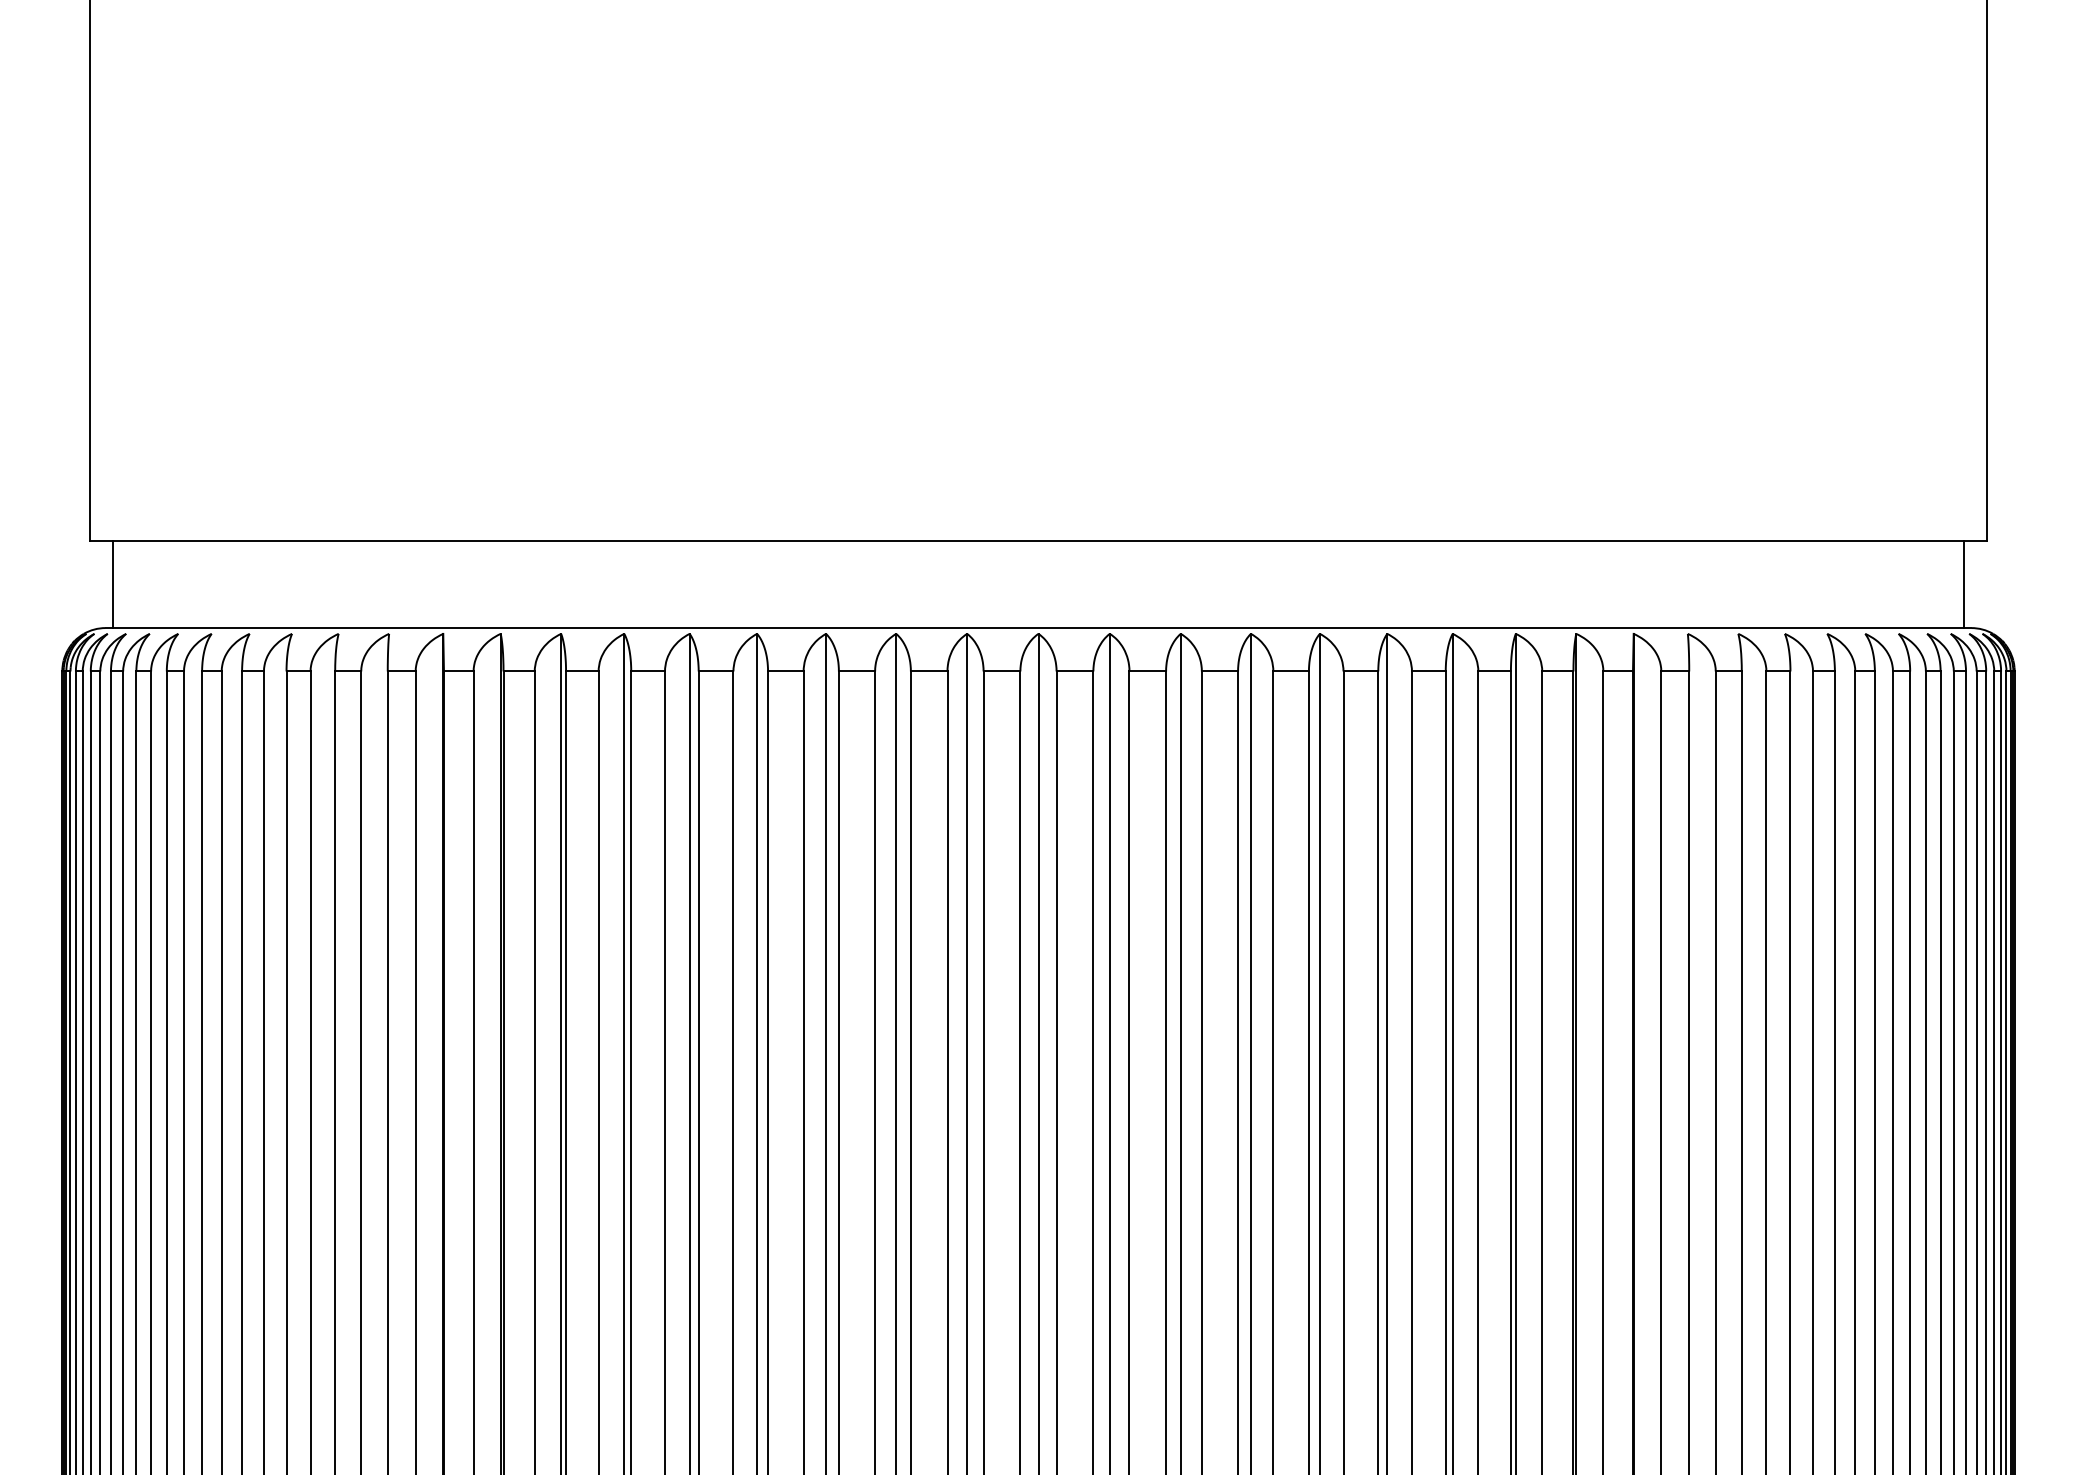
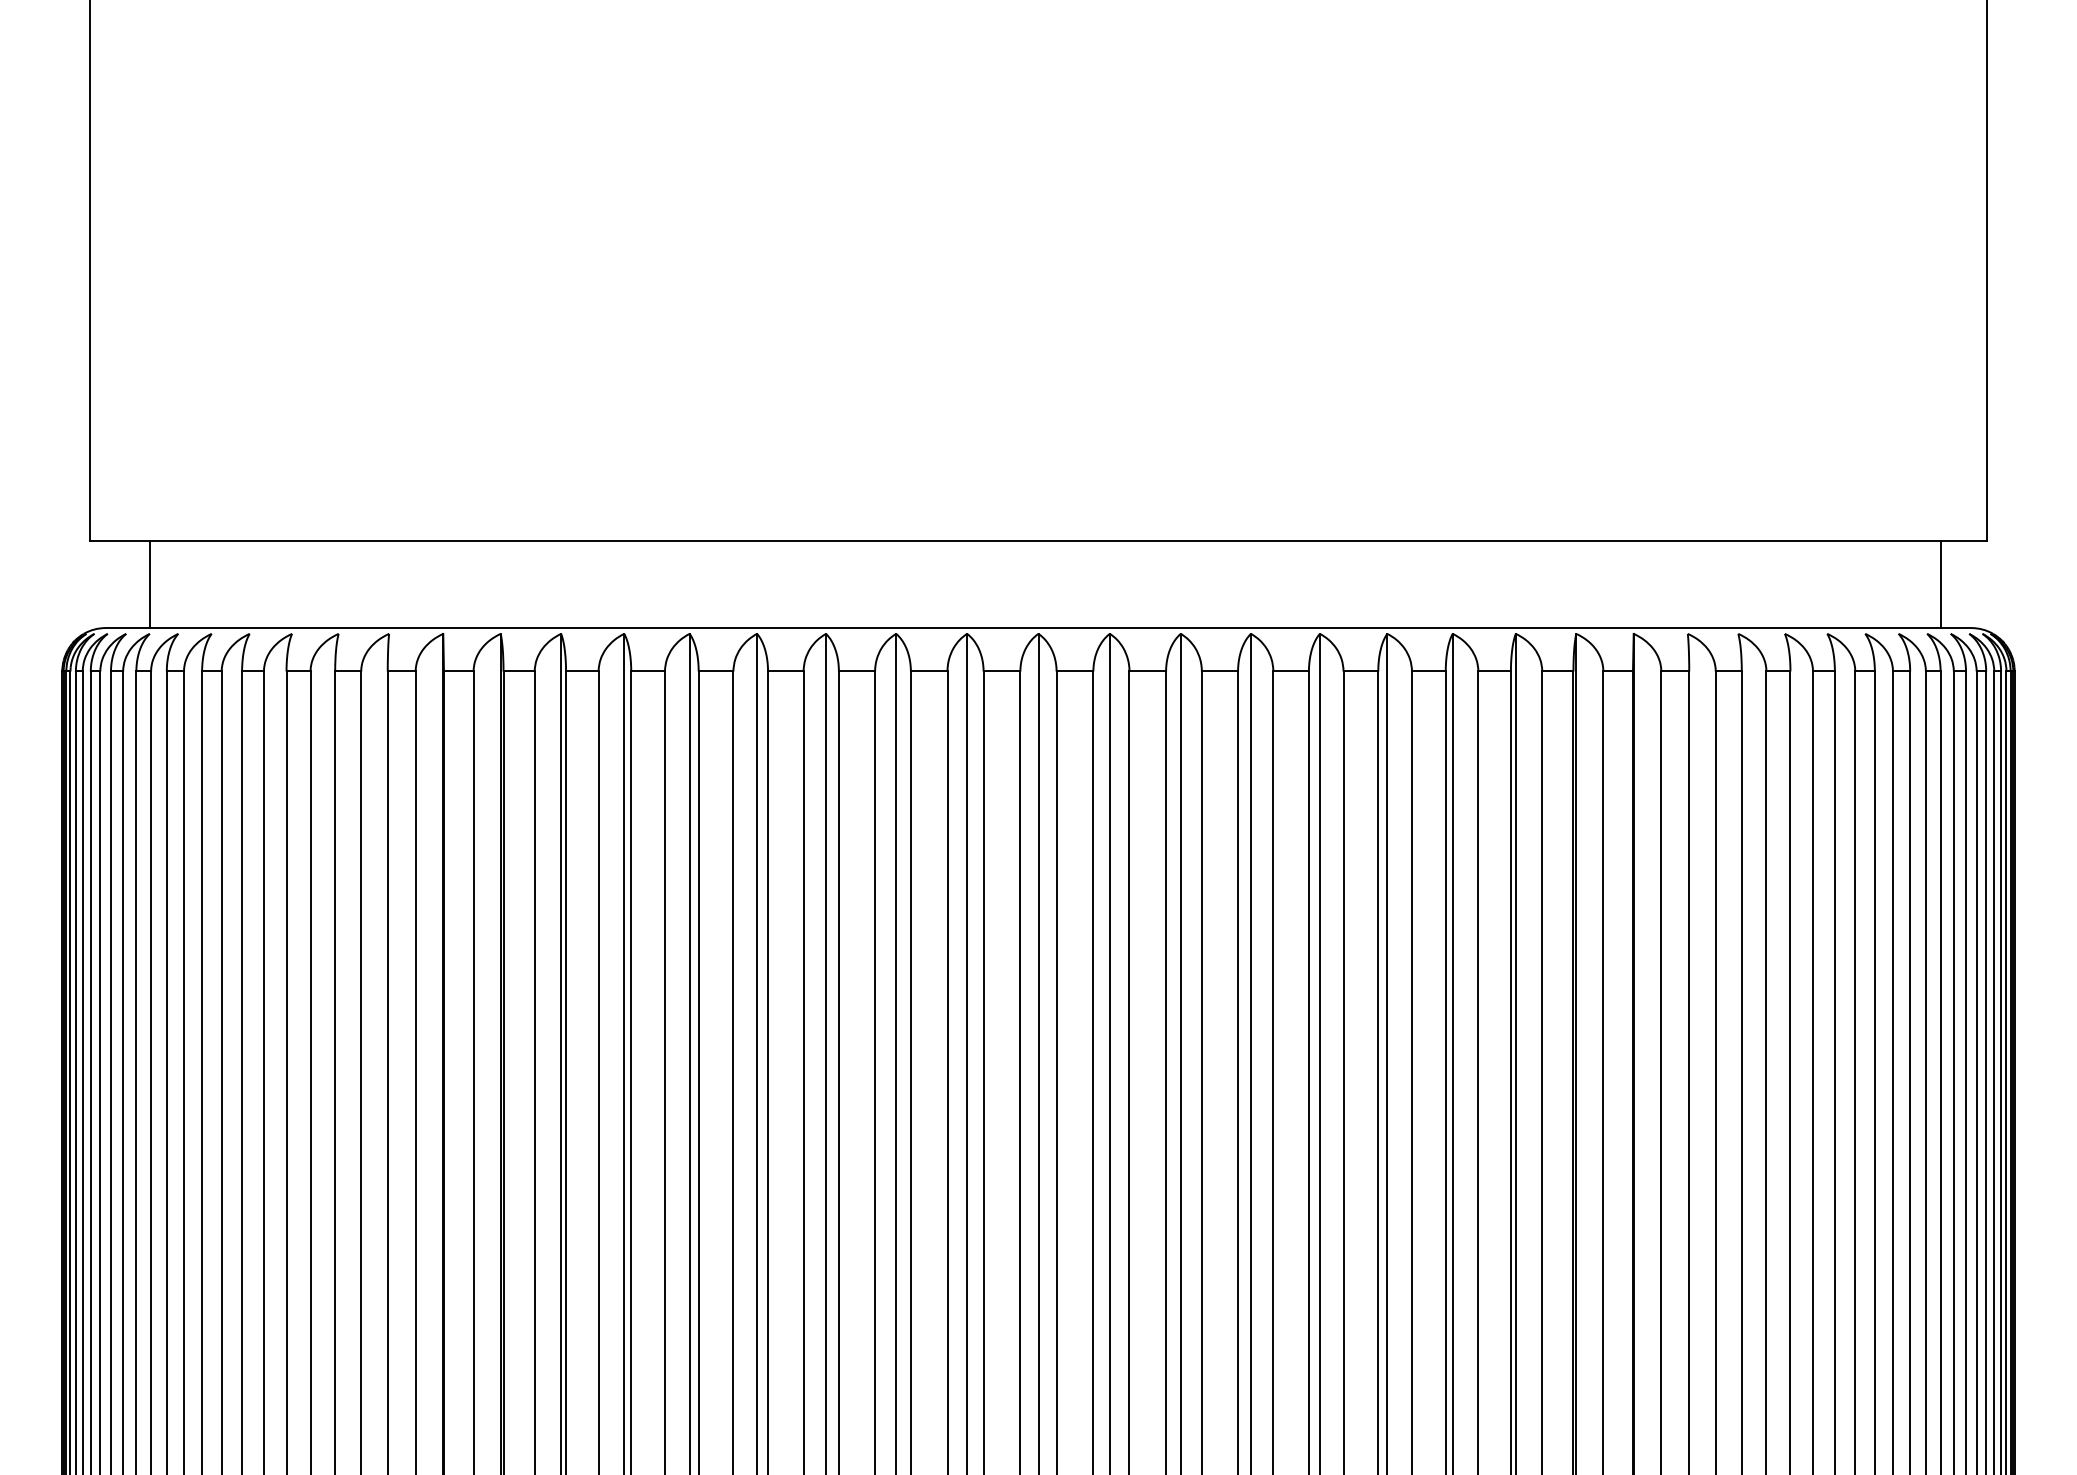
line position: (112, 584) -> (149, 584) (149, 584)
line position: (1964, 584) -> (1941, 584) (1941, 584)
